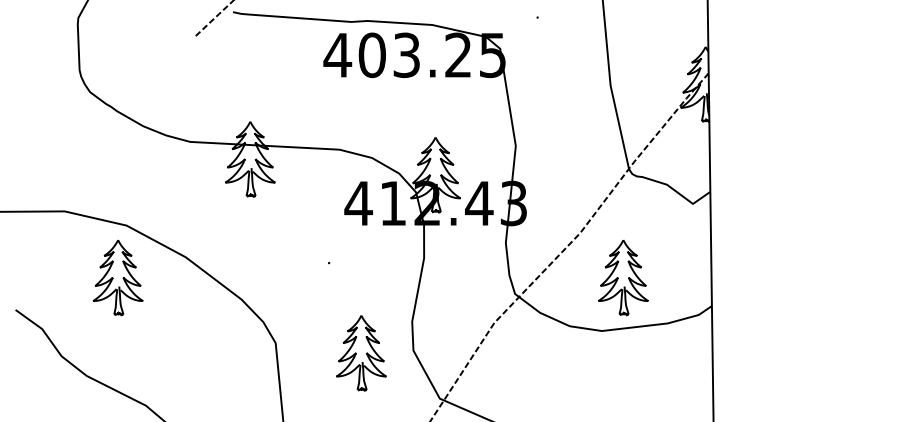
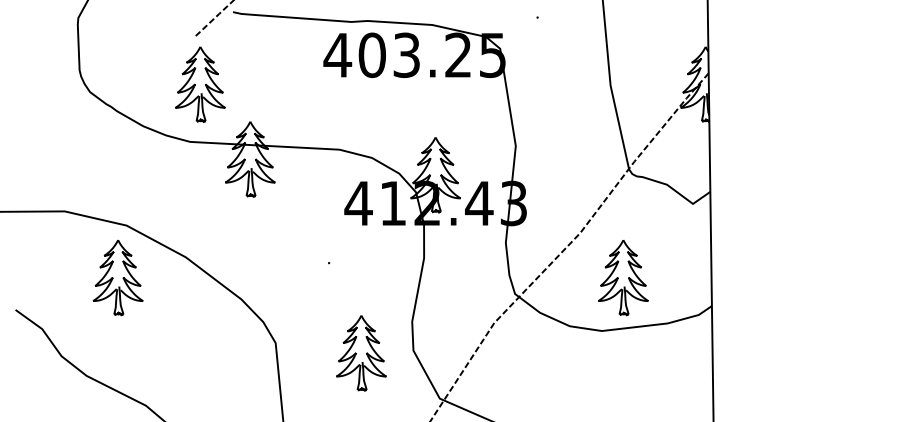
part: none -> present (200, 84)
